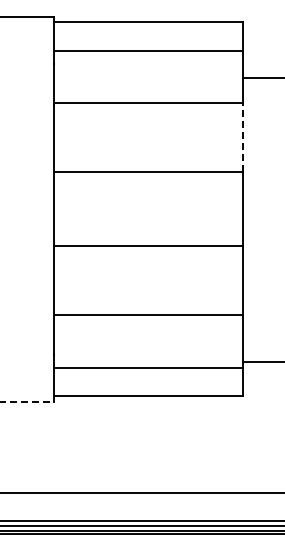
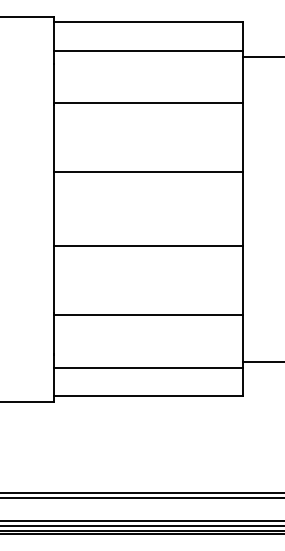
line position: (262, 77) -> (262, 56) (262, 56)
line: dashed -> solid (243, 137)
line: dashed -> solid (27, 402)
line: none -> present (141, 497)
